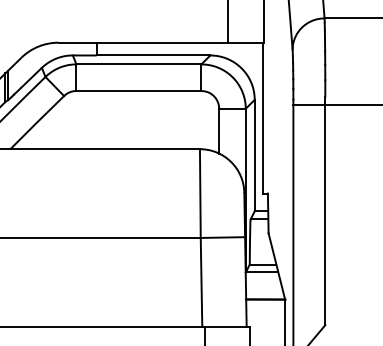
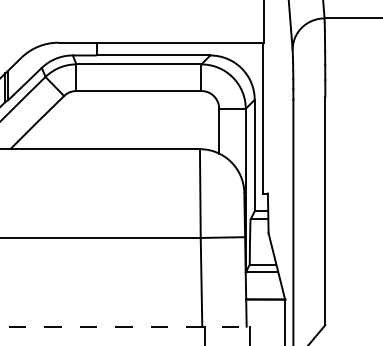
line: present -> none (228, 22)
line: present -> none (336, 105)
line: solid -> dashed (125, 326)
